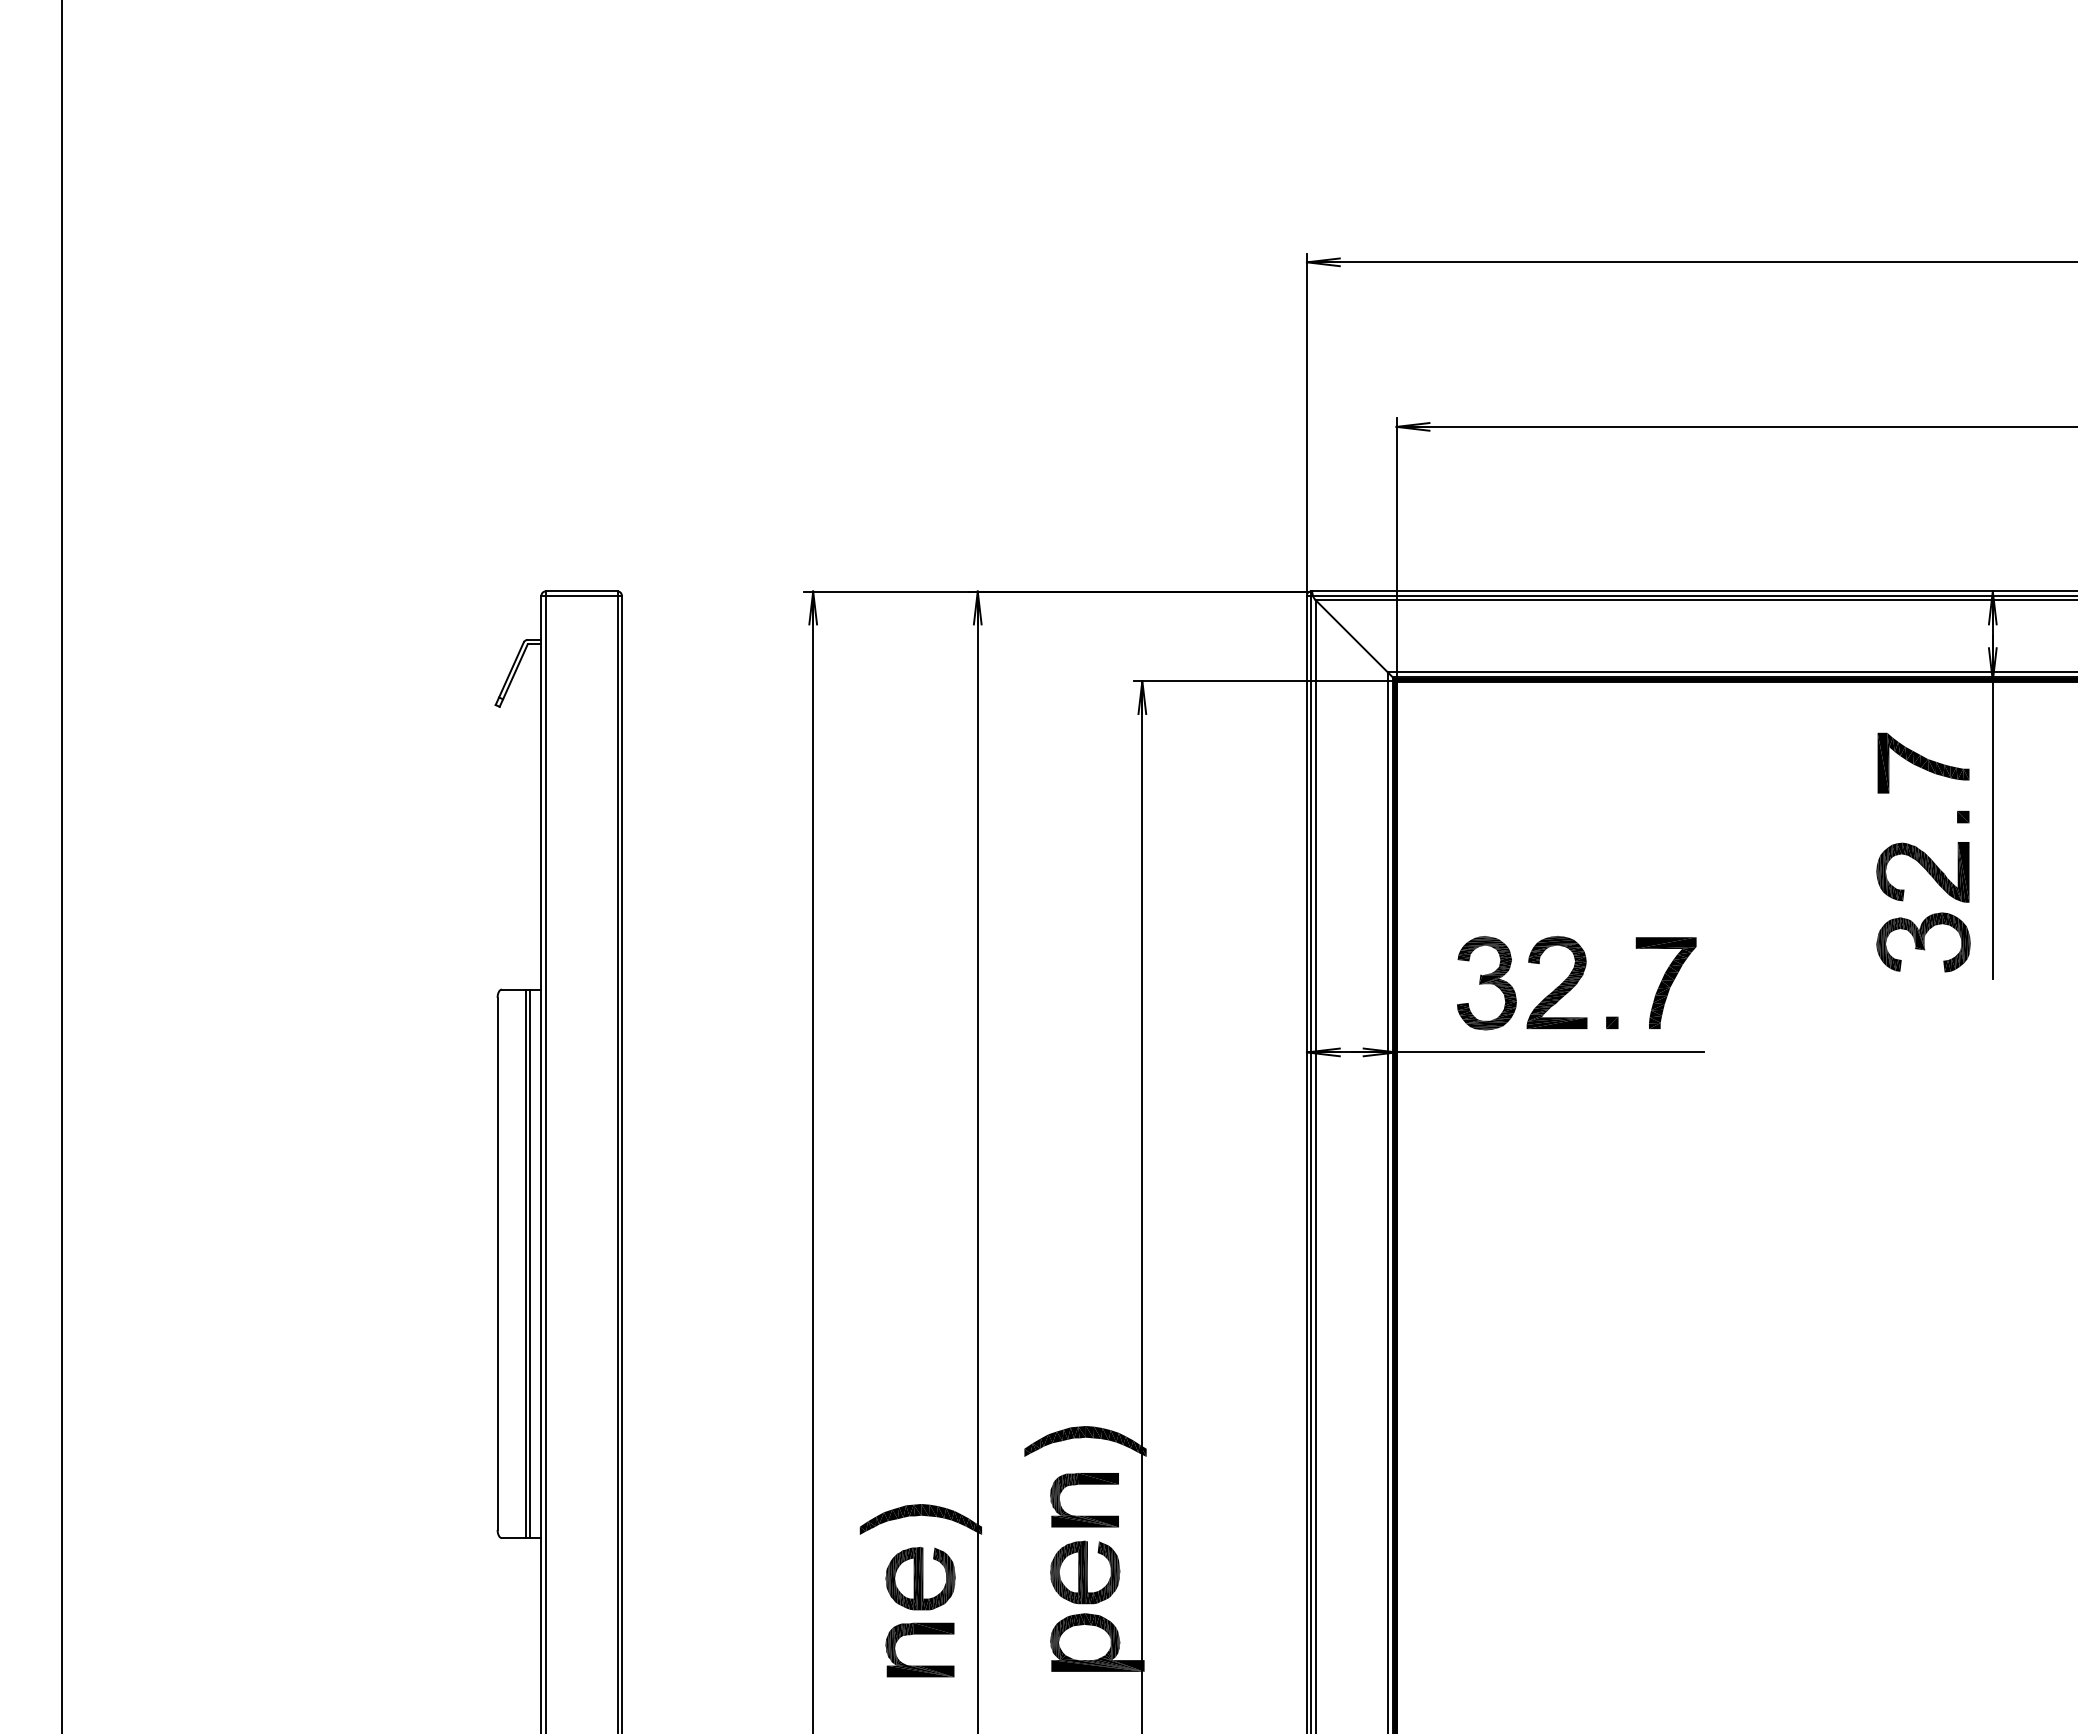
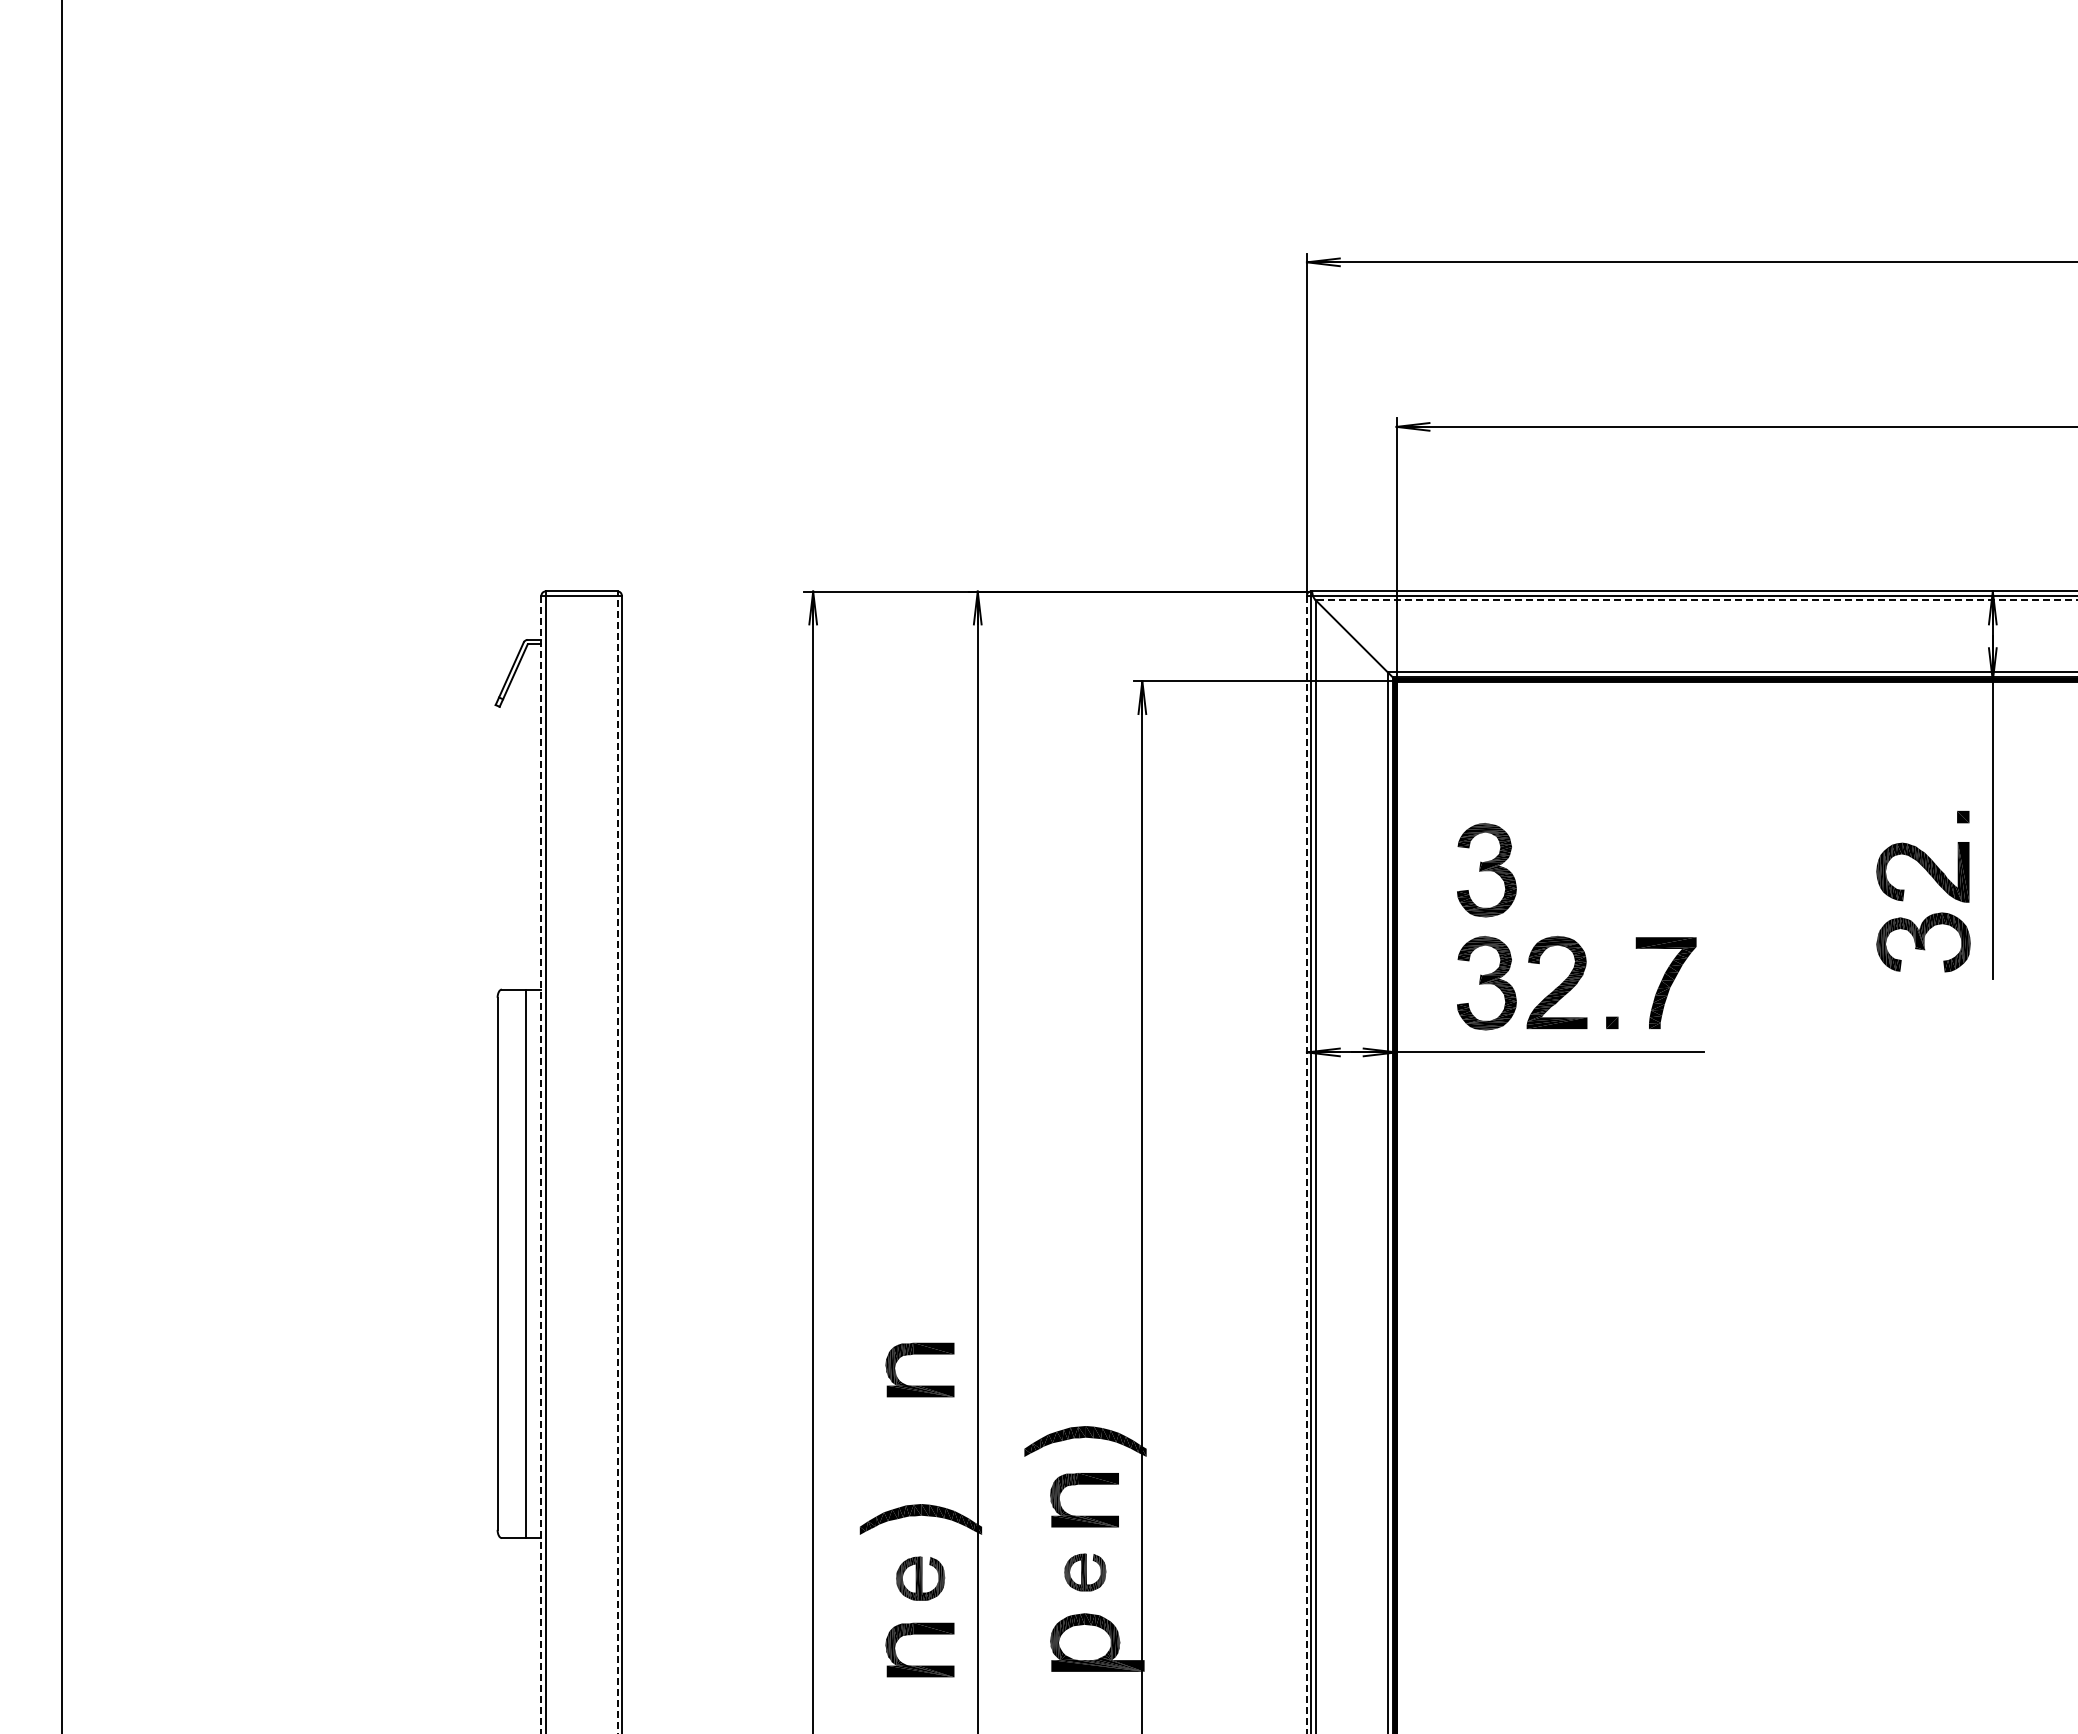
line: solid -> dashed (1696, 600)
part: present -> none (1923, 762)
part: none -> present (1486, 870)
line: solid -> dashed (617, 1162)
line: solid -> dashed (541, 1164)
line: solid -> dashed (1306, 1164)
line: present -> none (530, 1263)
part: none -> present (919, 1354)
part size: 71x65 px -> 43x39 px (1085, 1572)
part size: 71x65 px -> 50x45 px (920, 1578)
